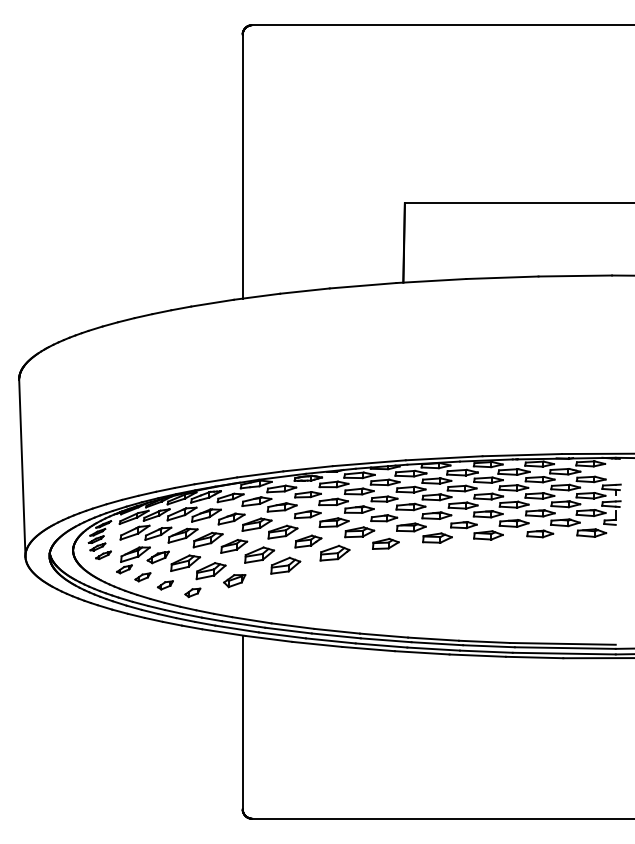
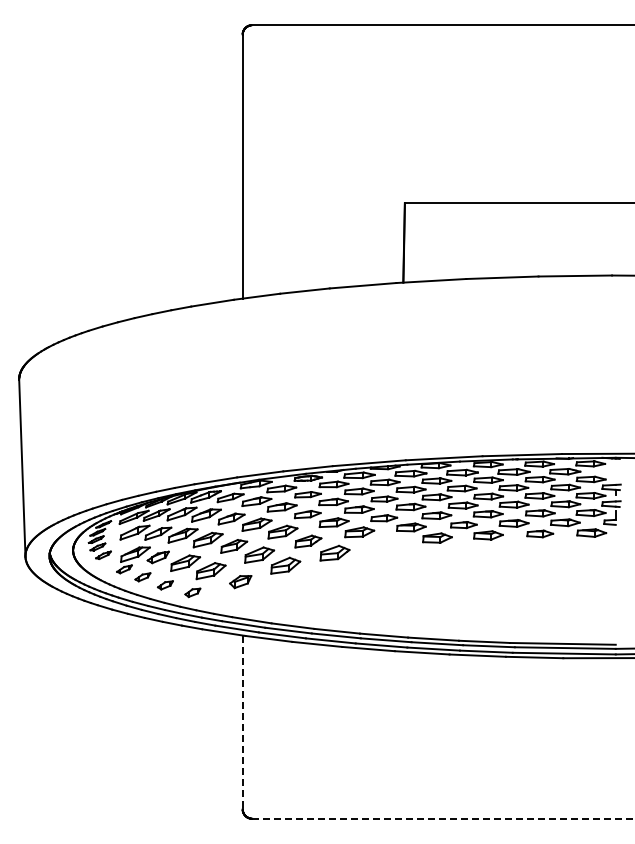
part: present -> none (385, 543)
part position: (234, 581) -> (240, 582) (240, 582)
line: solid -> dashed (242, 722)
line: solid -> dashed (443, 818)
